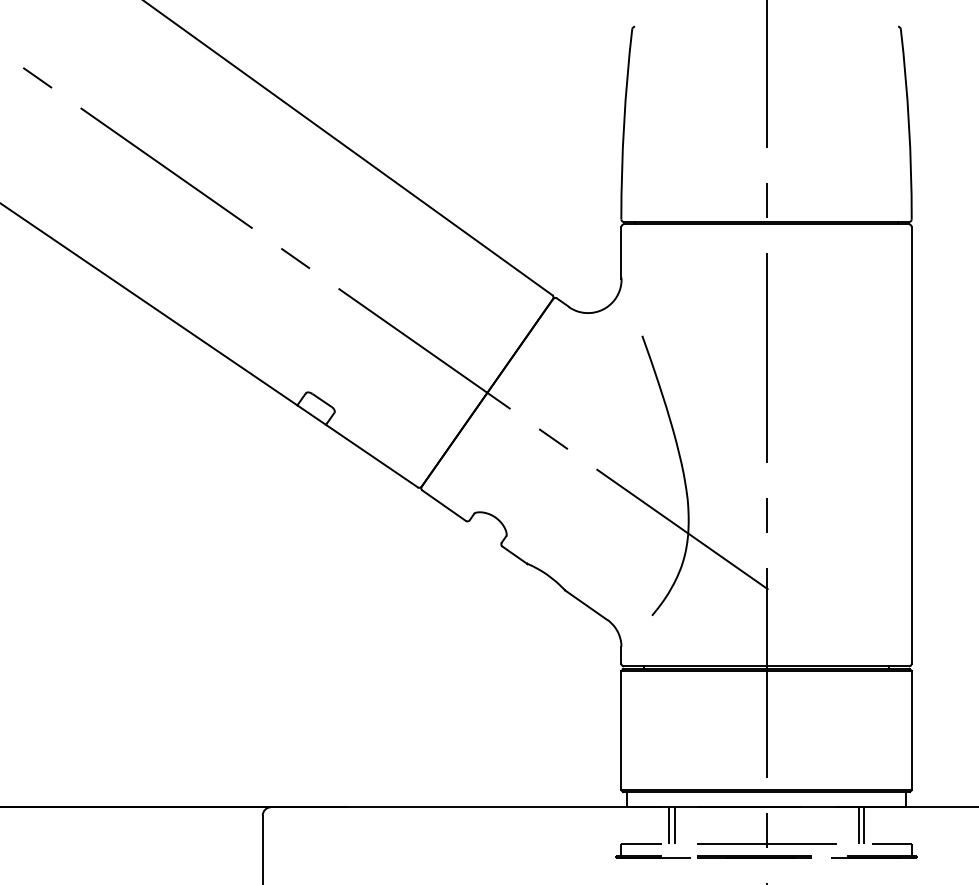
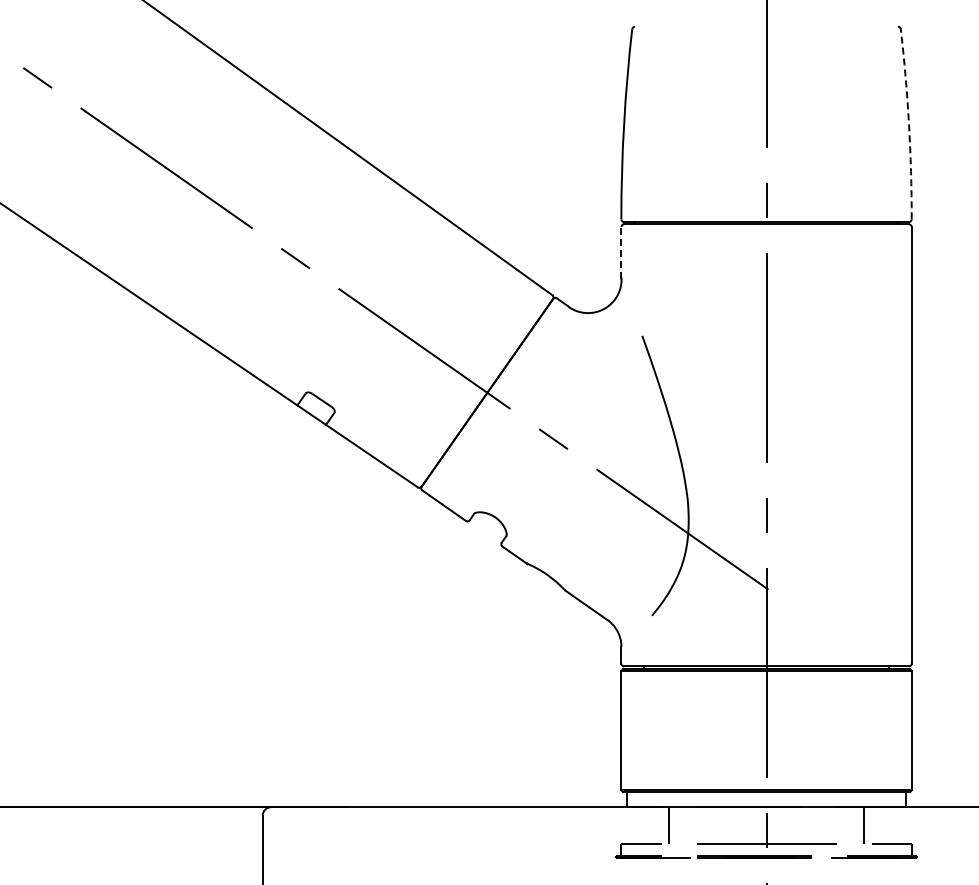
arc: solid -> dashed (908, 124)
line: solid -> dashed (621, 252)
line: present -> none (674, 825)
line: present -> none (858, 825)
